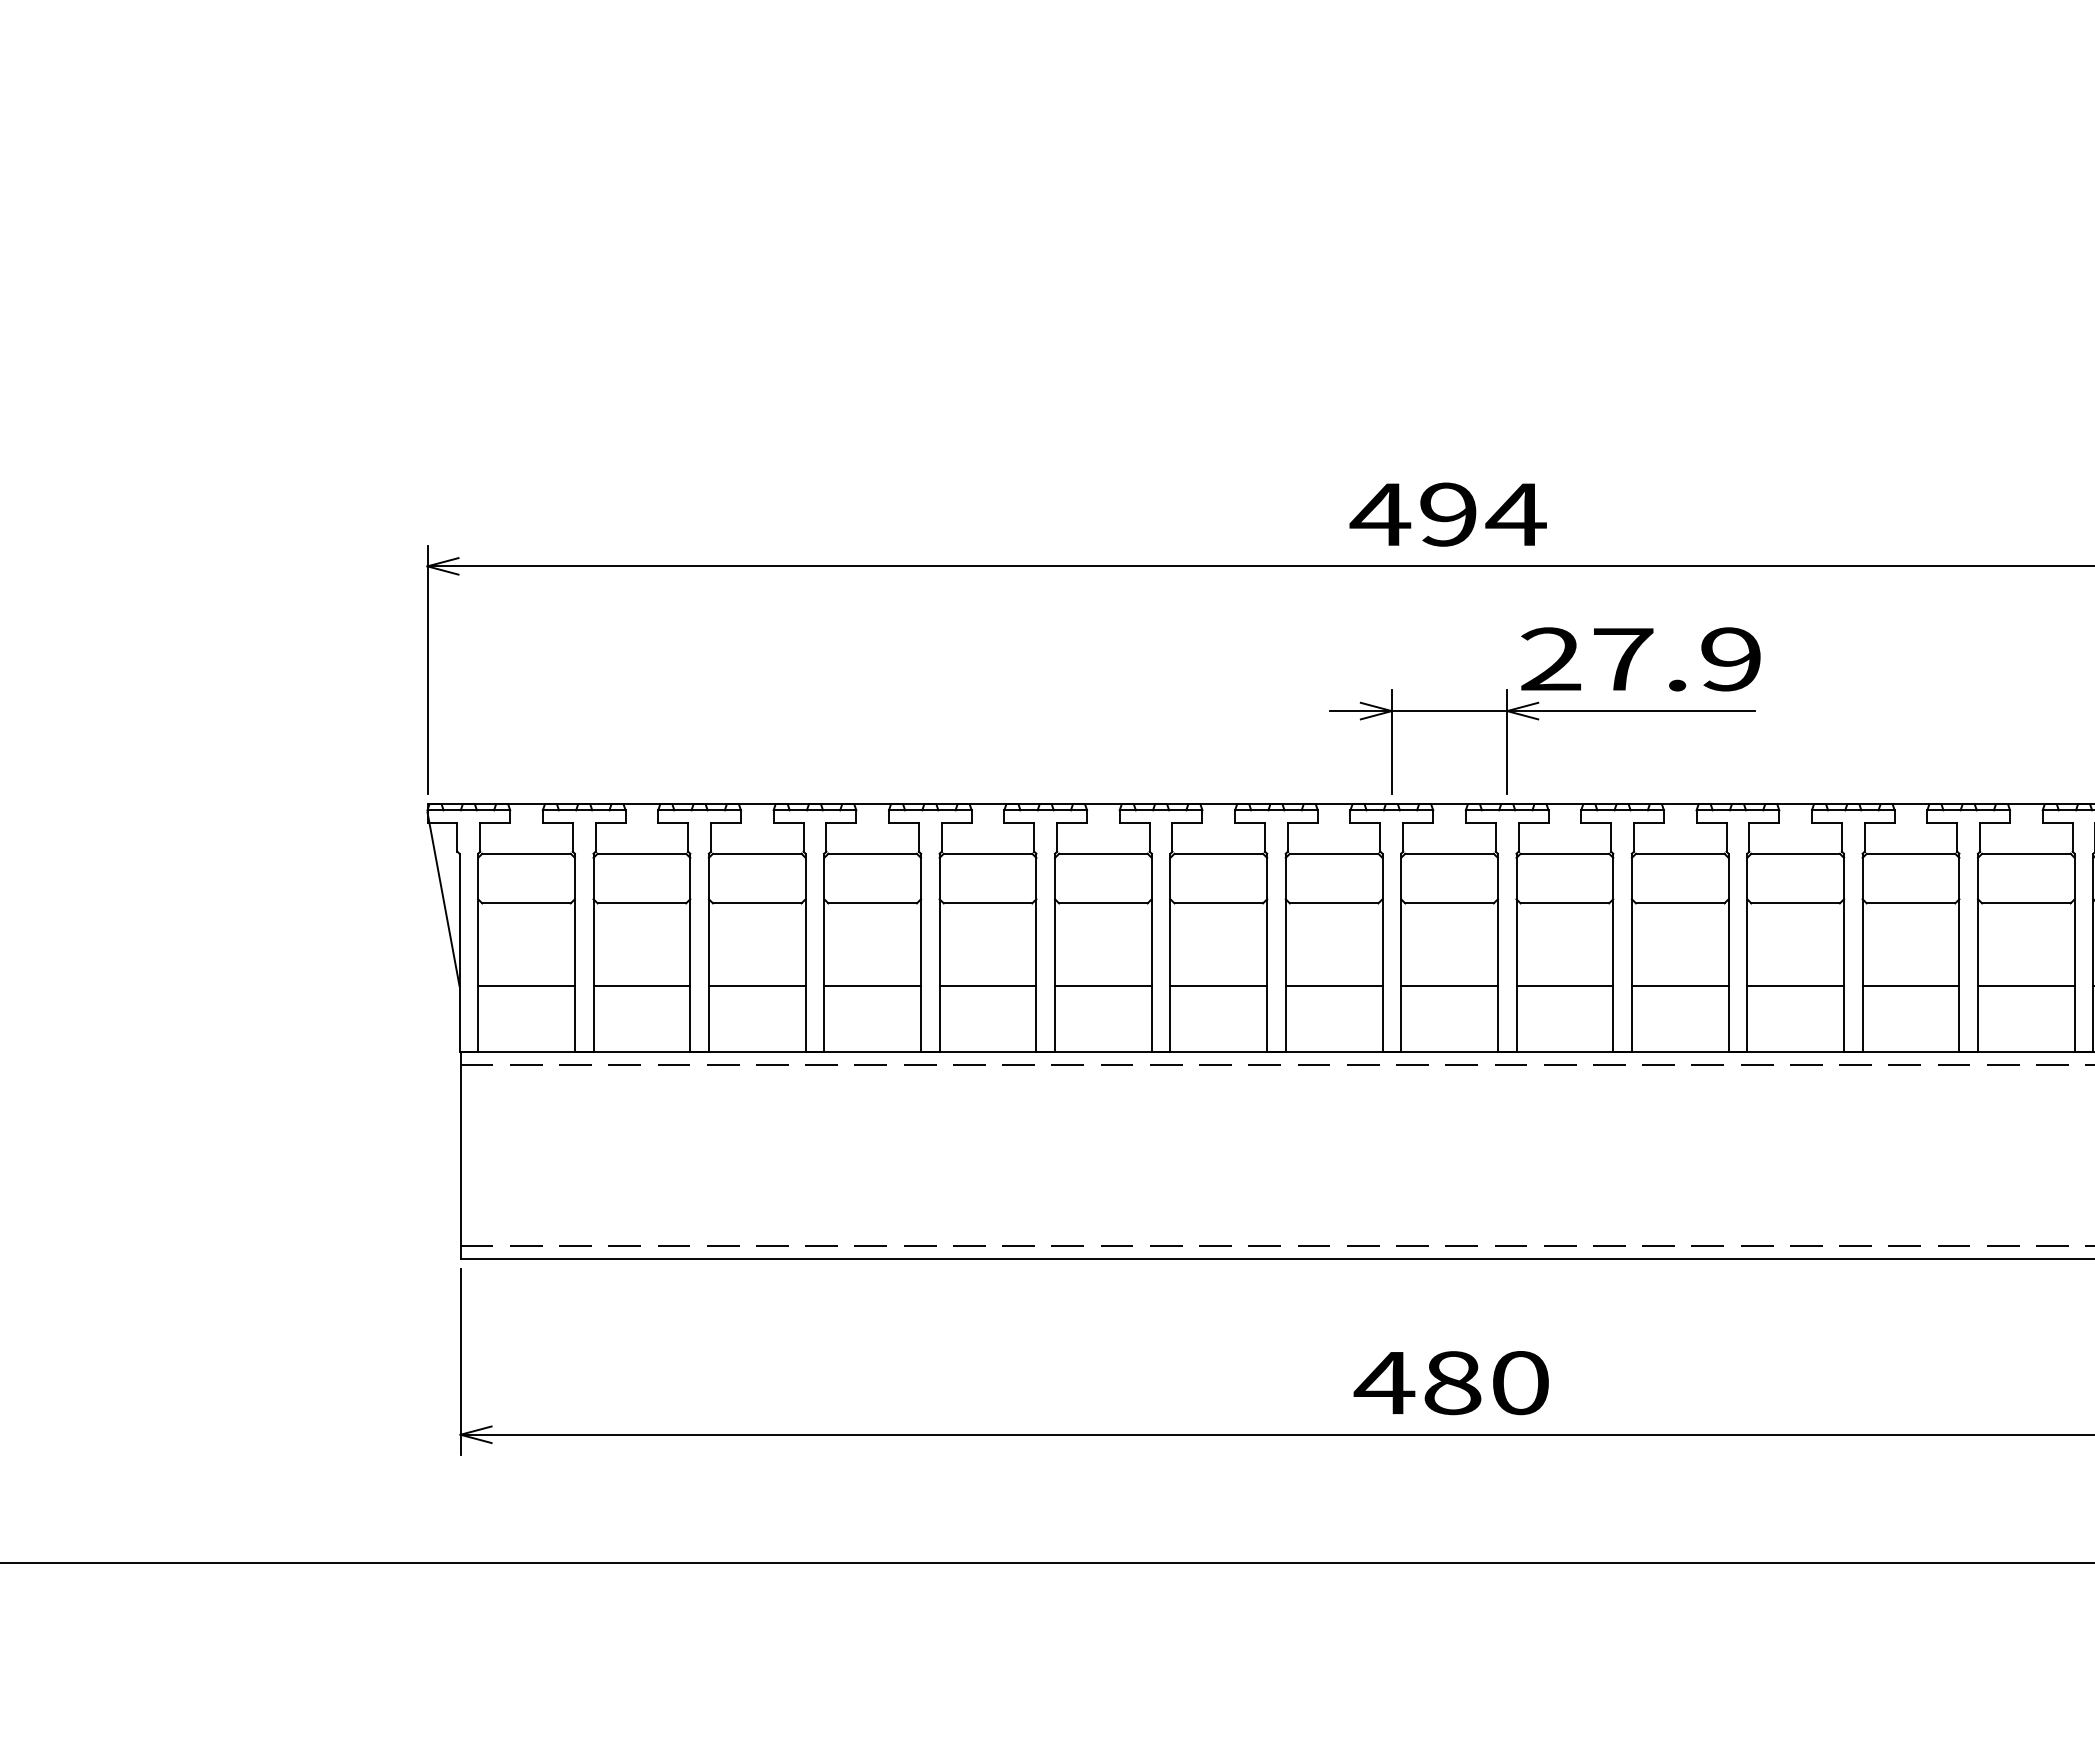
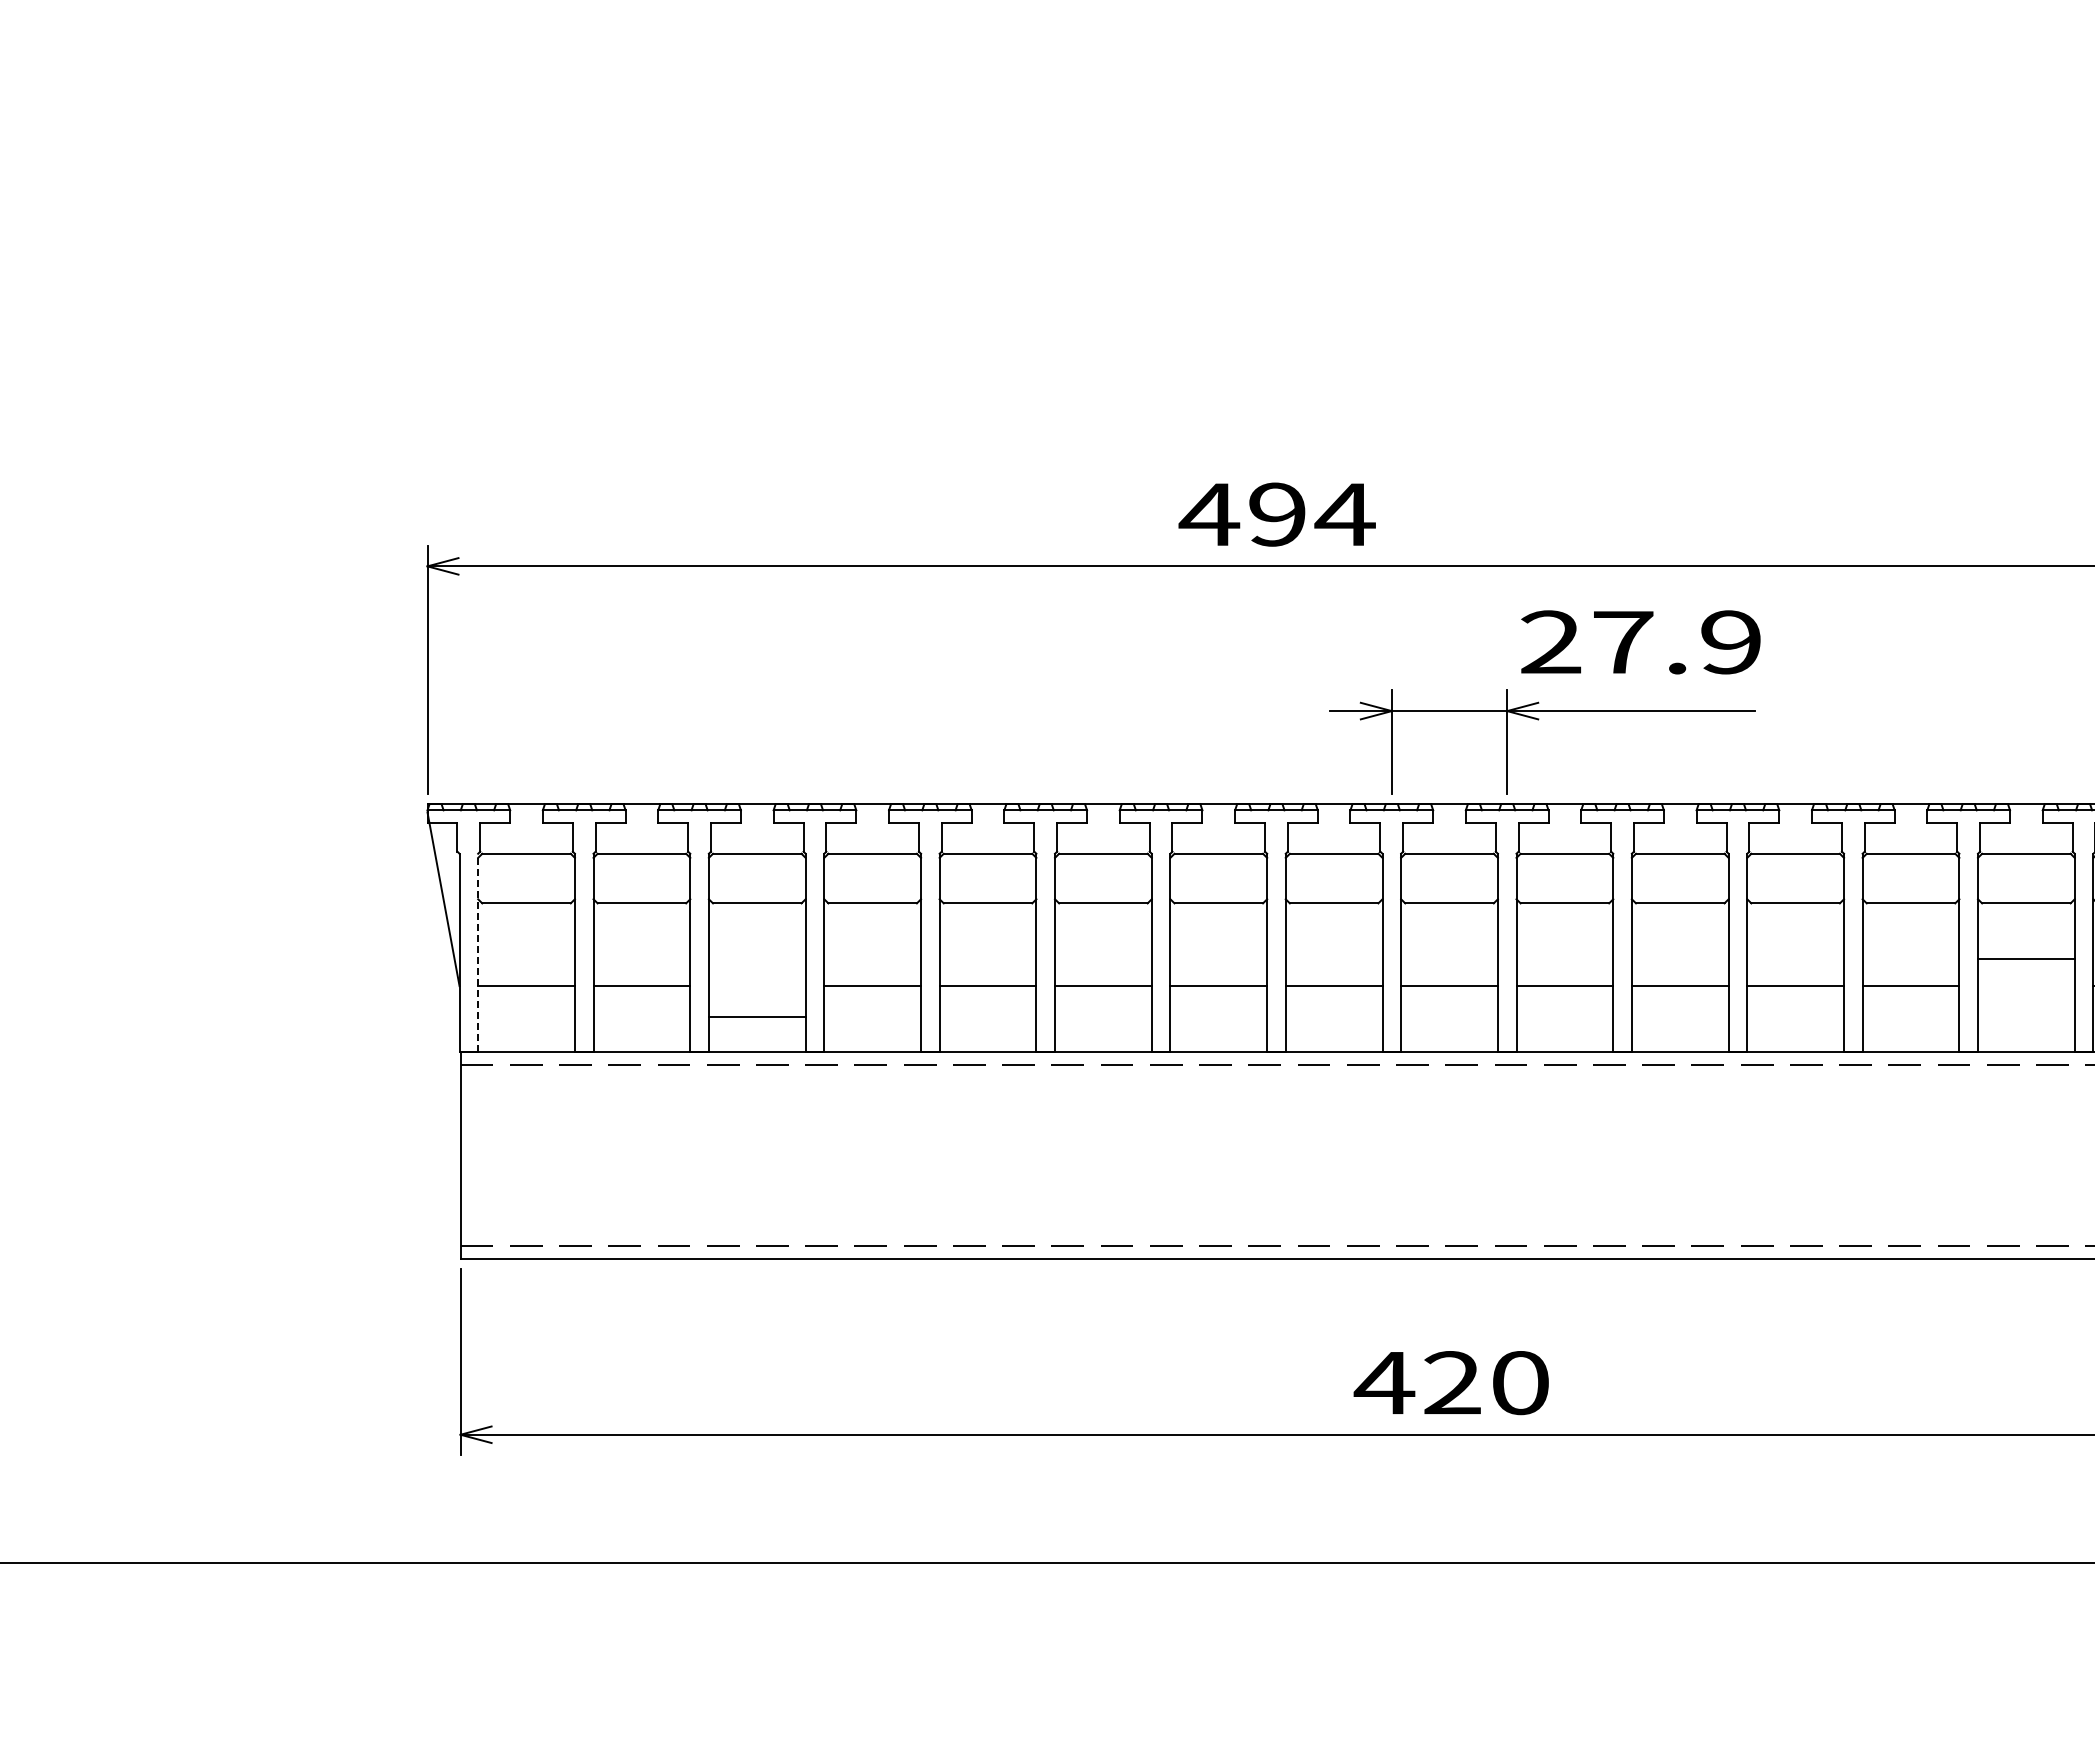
text position: (1447, 514) -> (1276, 514) (1276, 514)
text position: (1640, 659) -> (1640, 642) (1640, 642)
line: solid -> dashed (478, 952)
line position: (756, 986) -> (756, 1017) (756, 1017)
line position: (2026, 986) -> (2026, 959) (2026, 959)
text: 480 -> 420 (1452, 1383)
